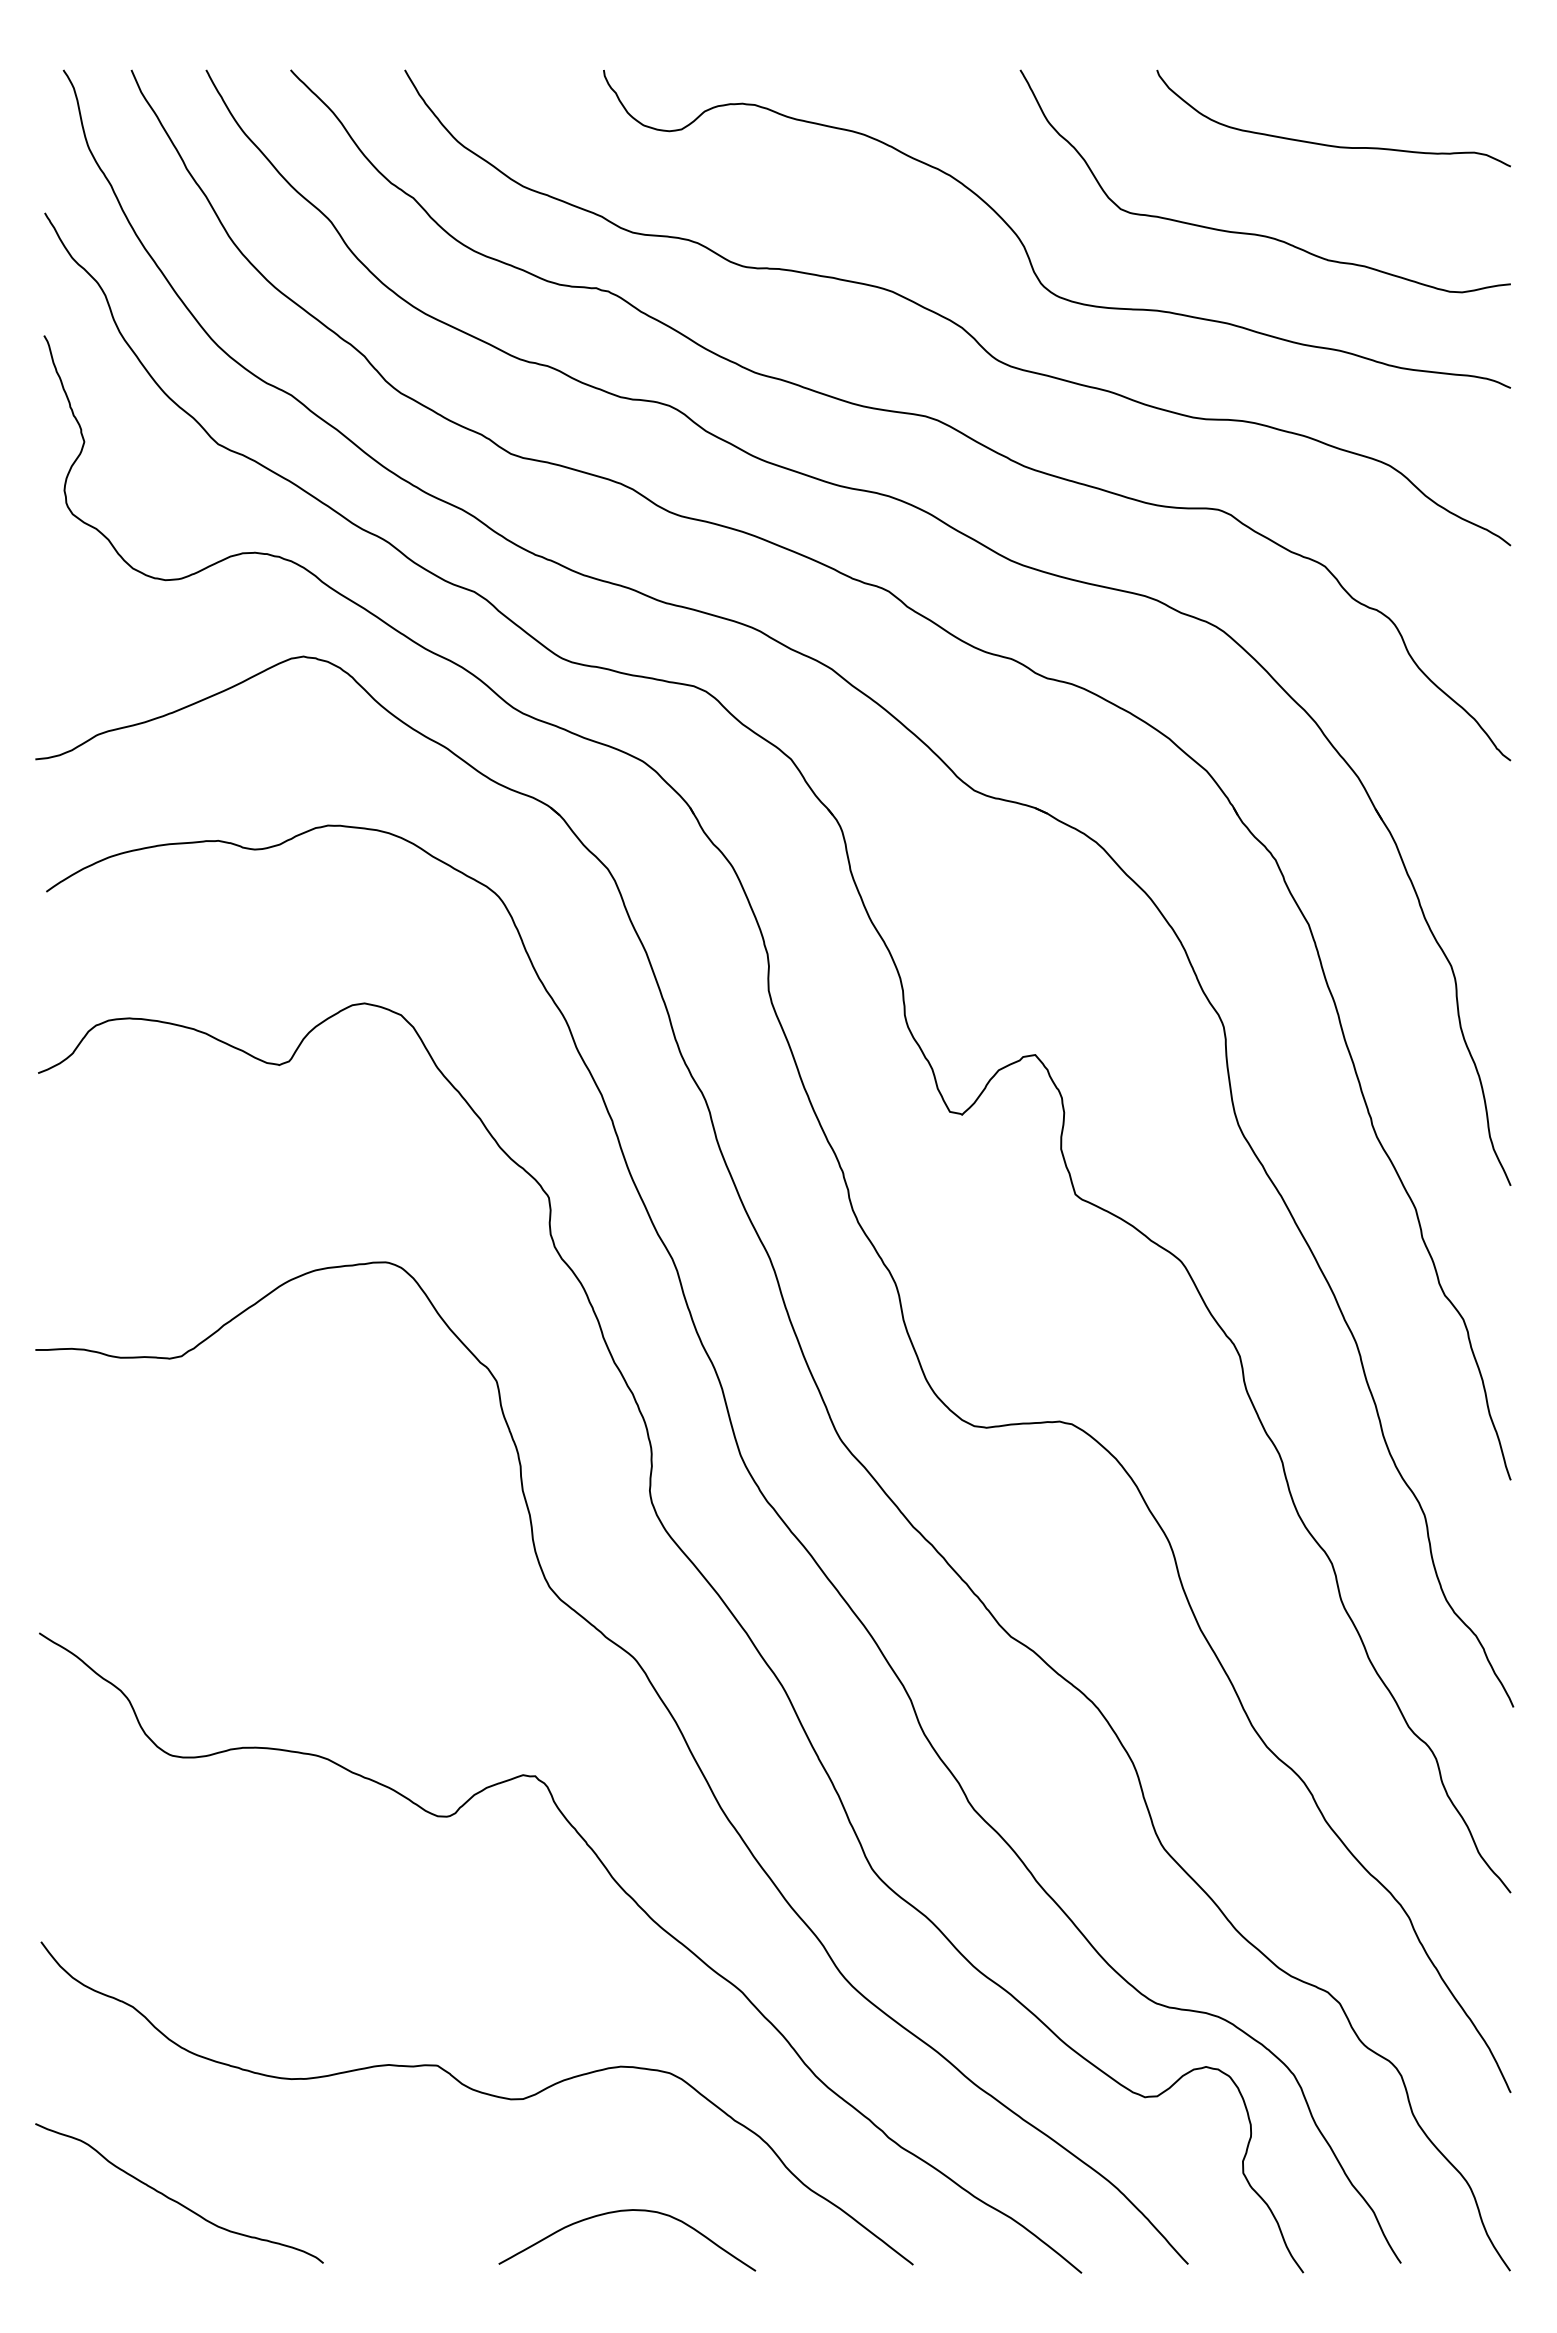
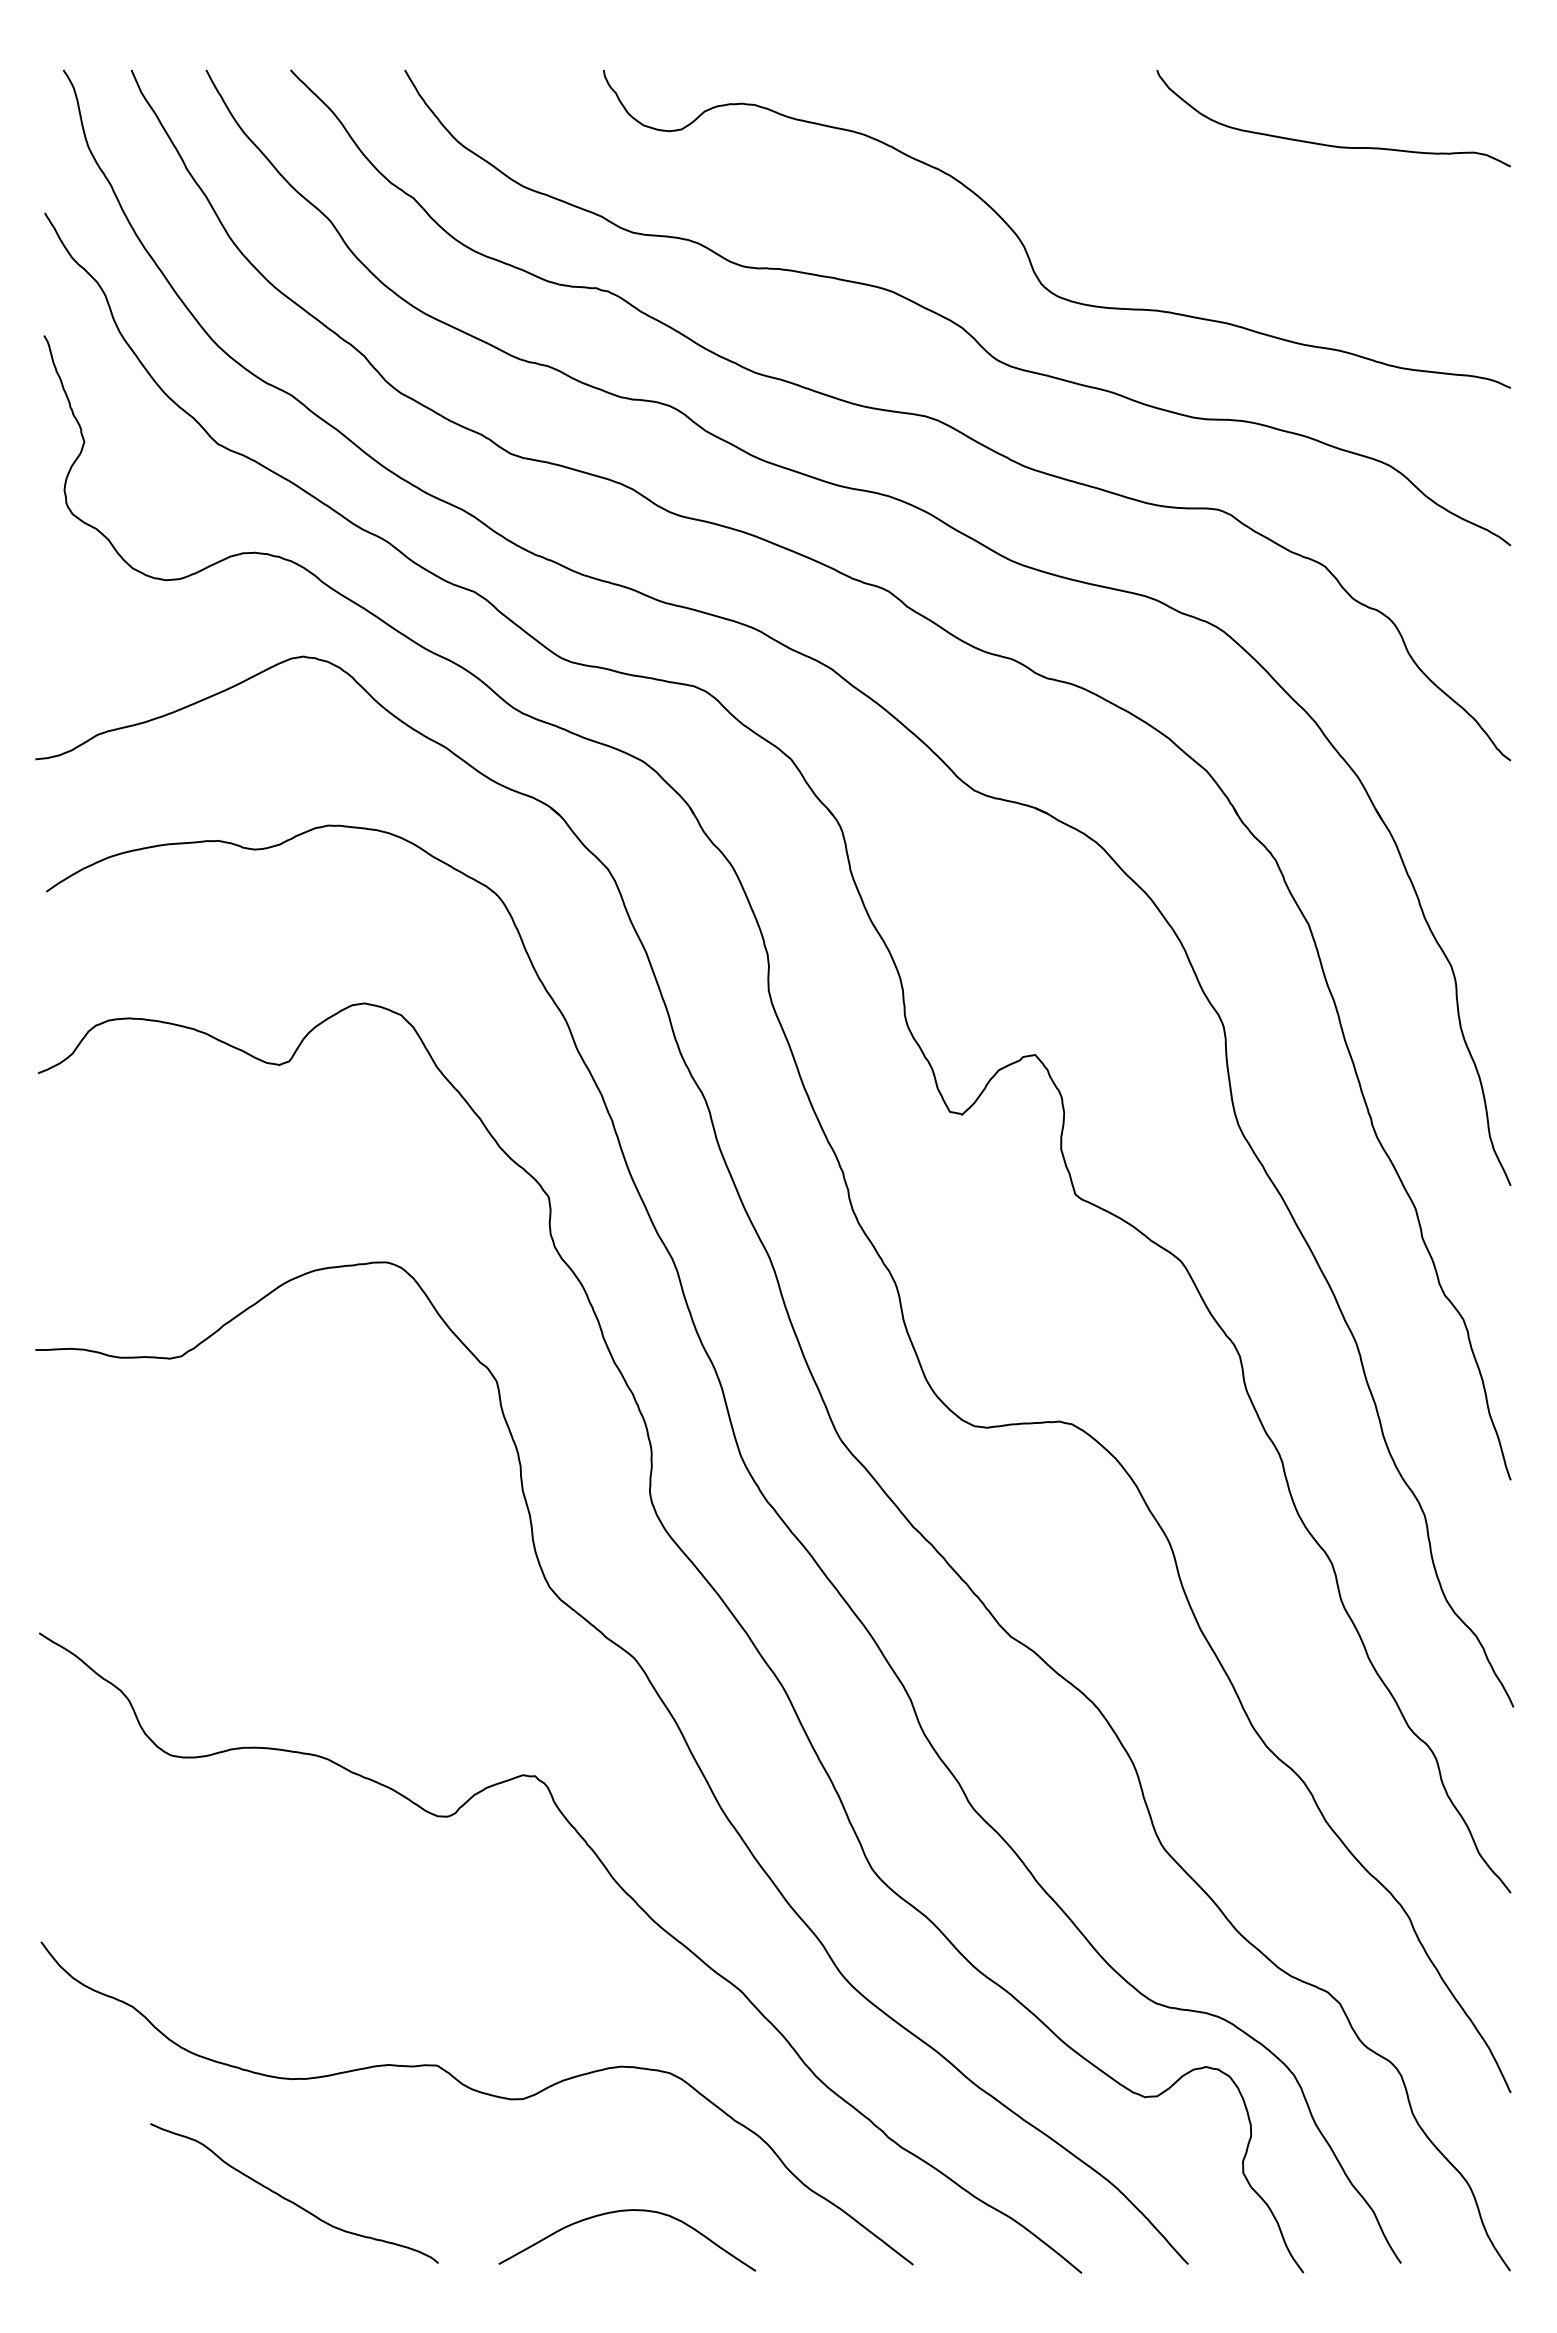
curve: present -> none (1256, 233)
curve position: (176, 2200) -> (291, 2200) (291, 2200)
